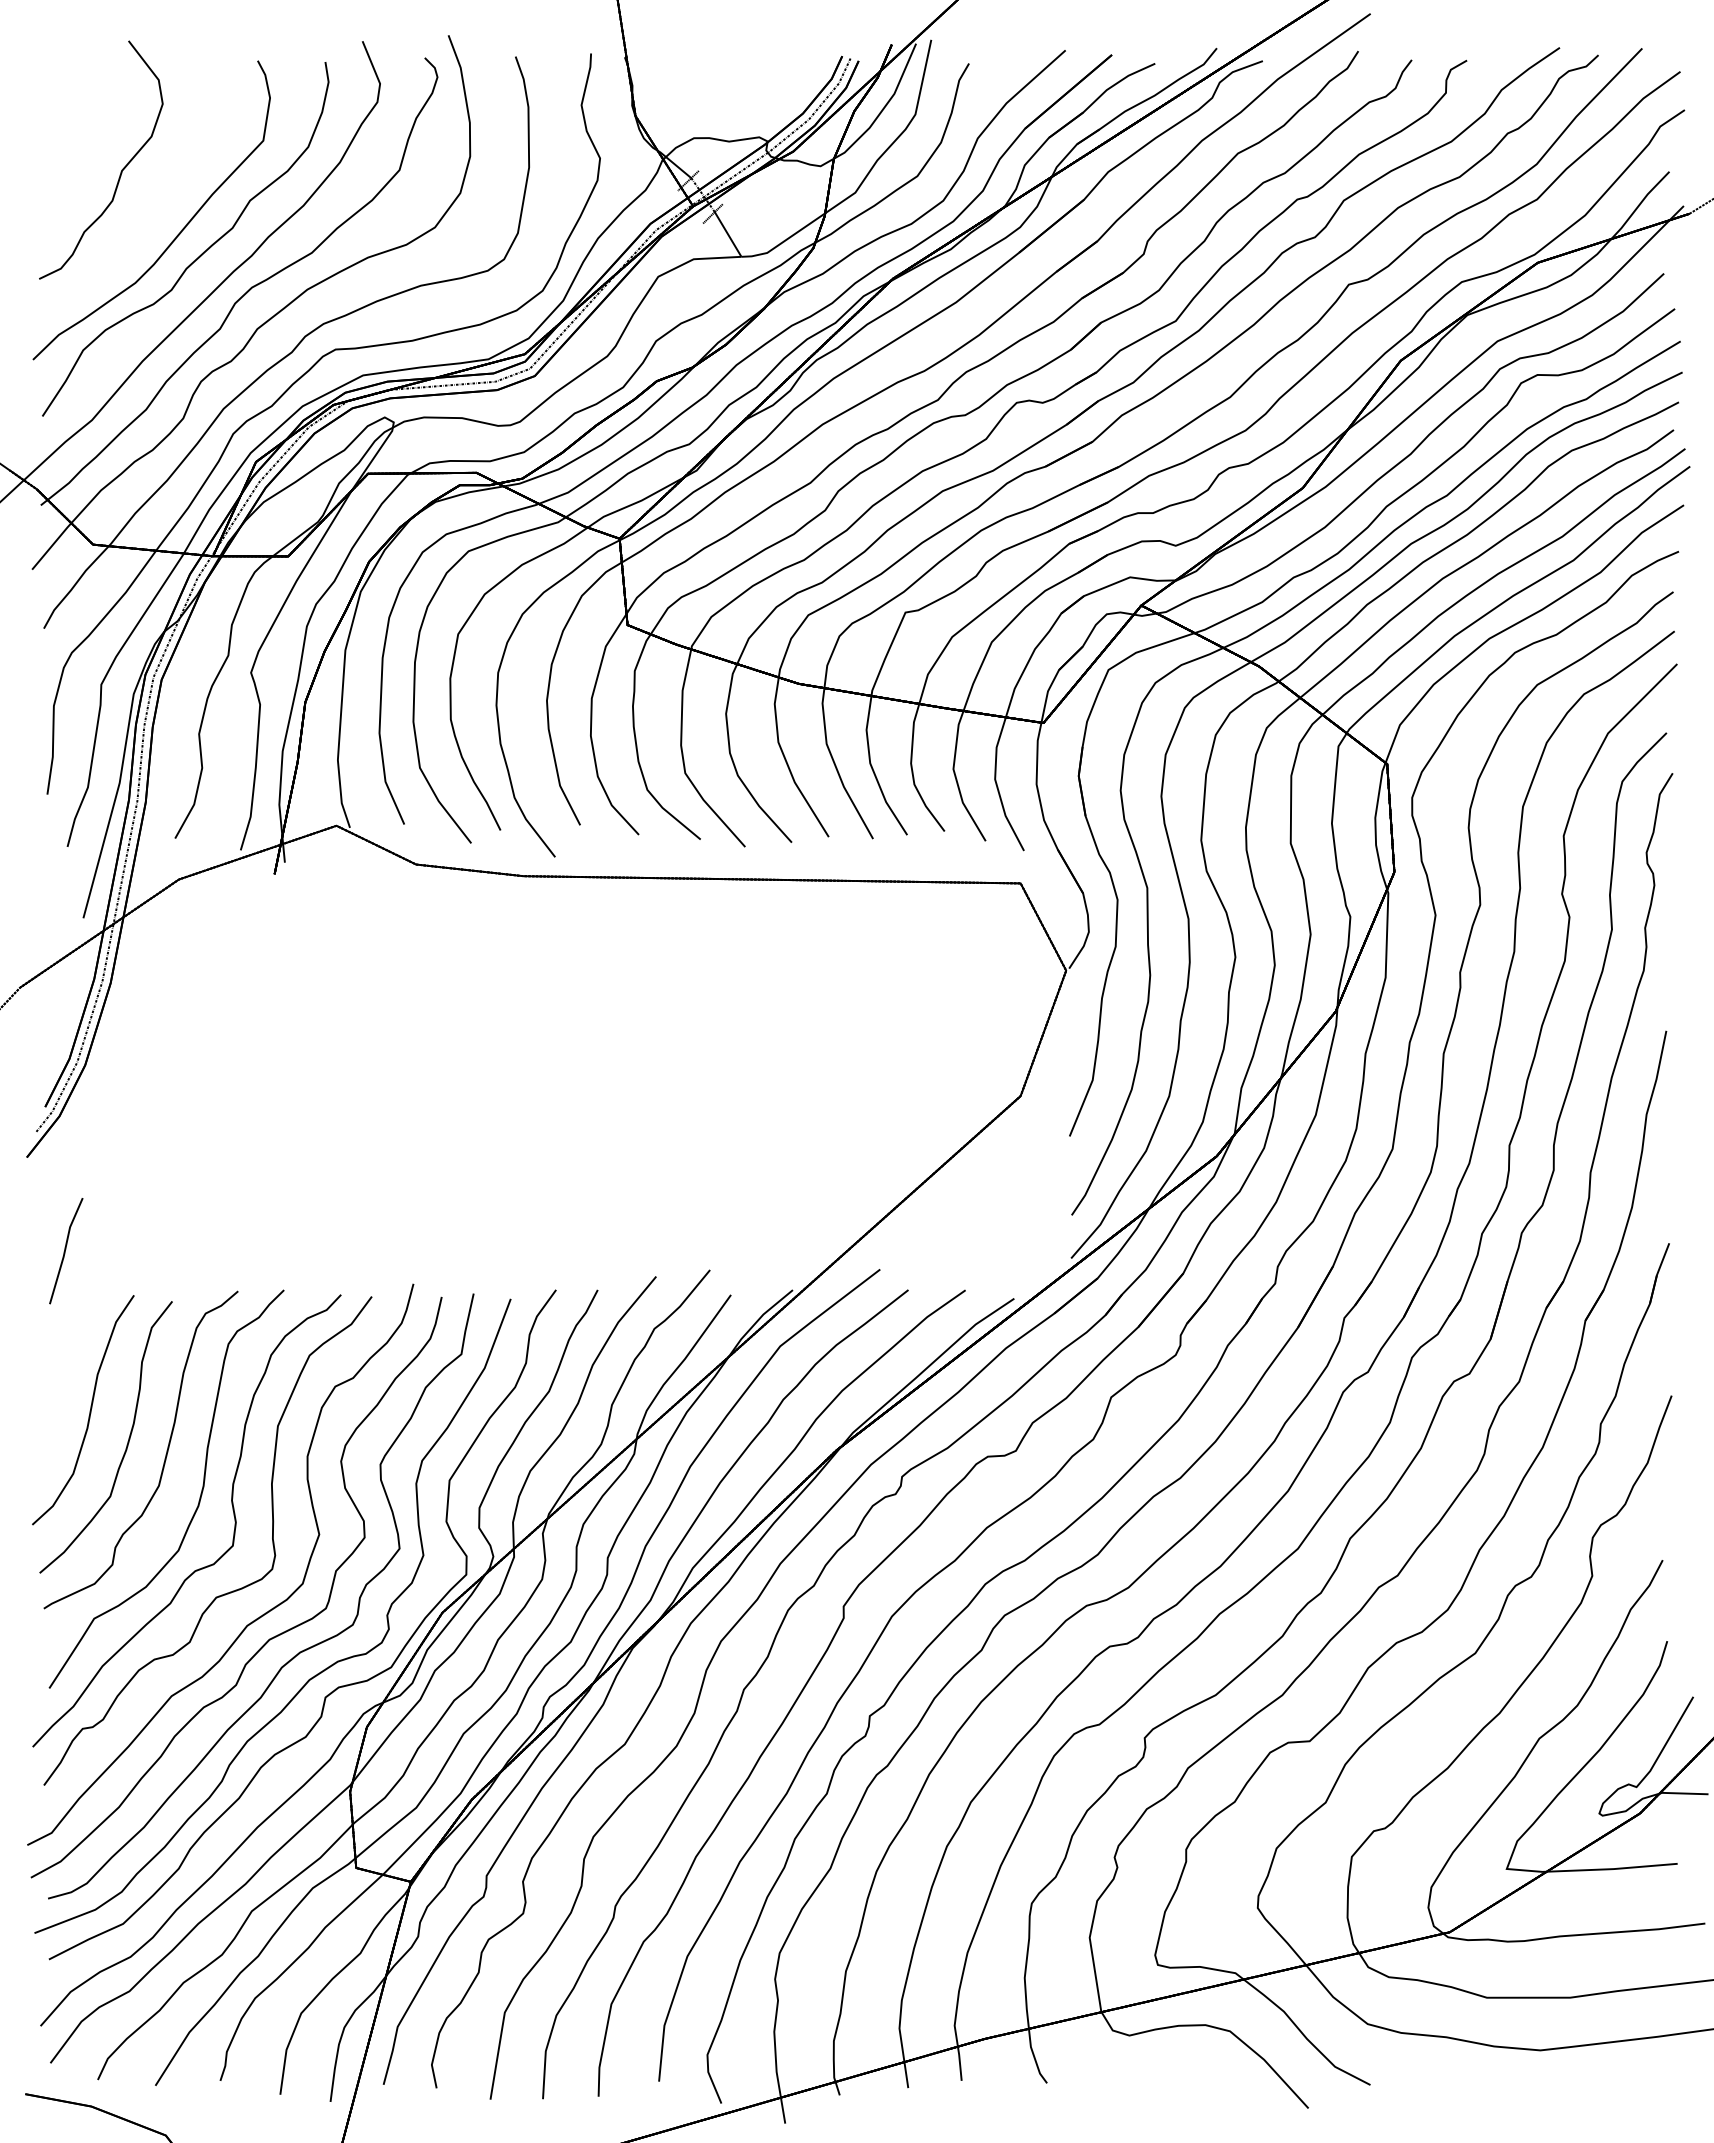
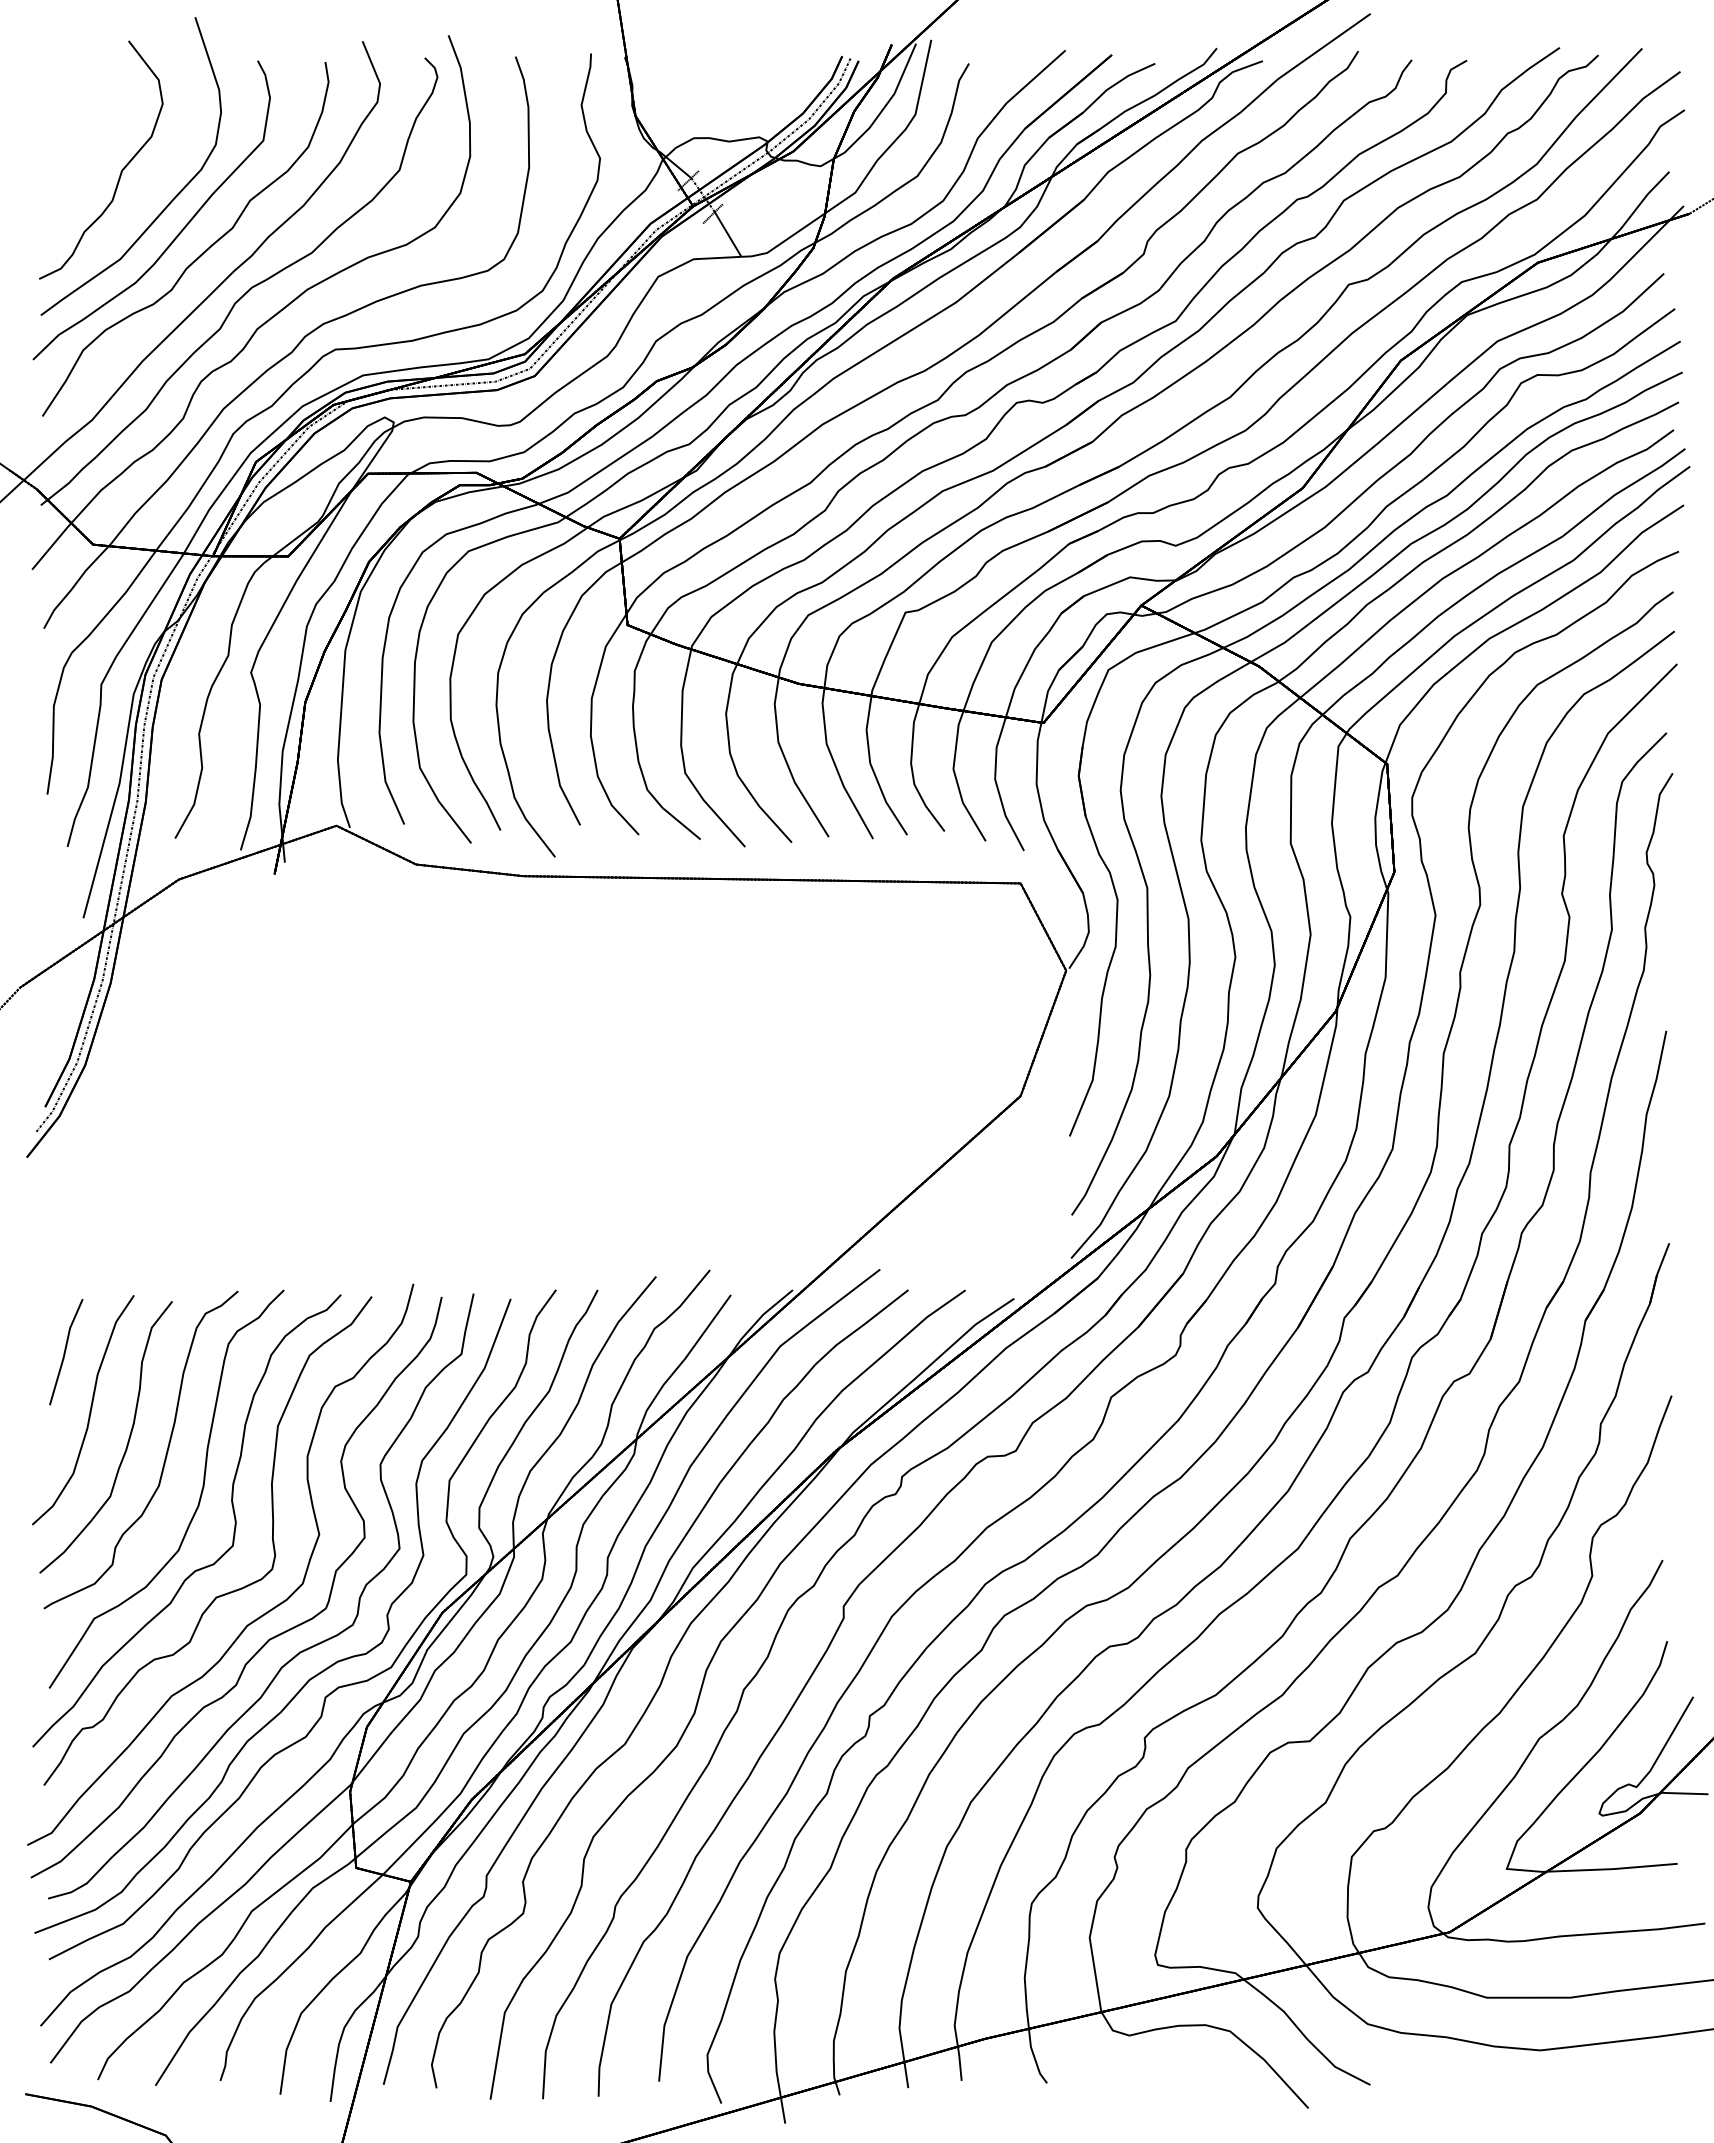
curve: none -> present (168, 203)
part position: (66, 1251) -> (66, 1352) (66, 1352)
